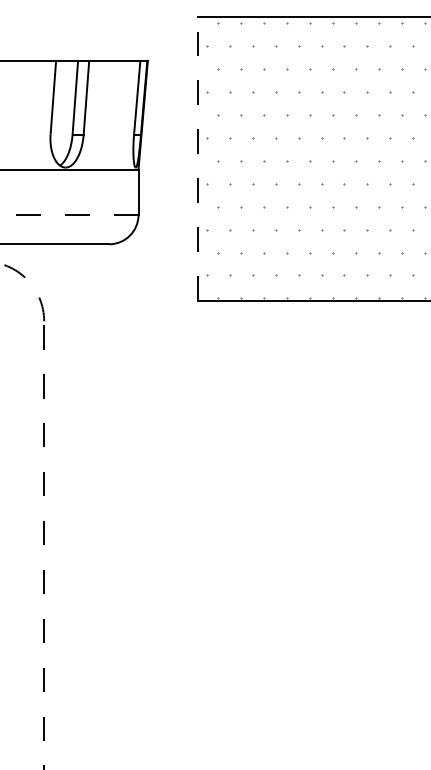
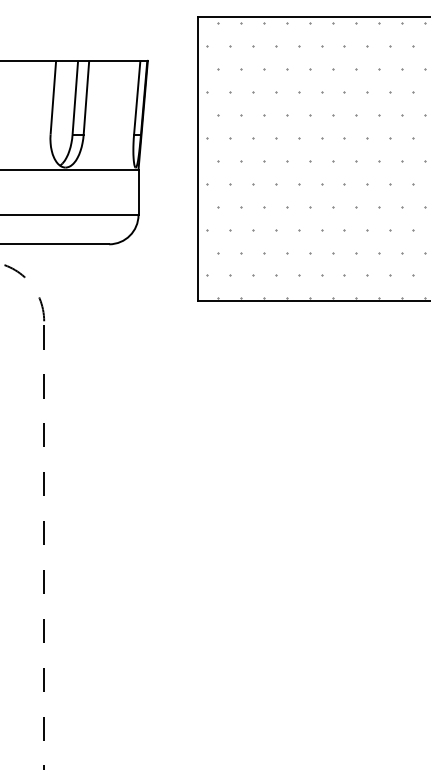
line: dashed -> solid (197, 158)
line: dashed -> solid (69, 214)
